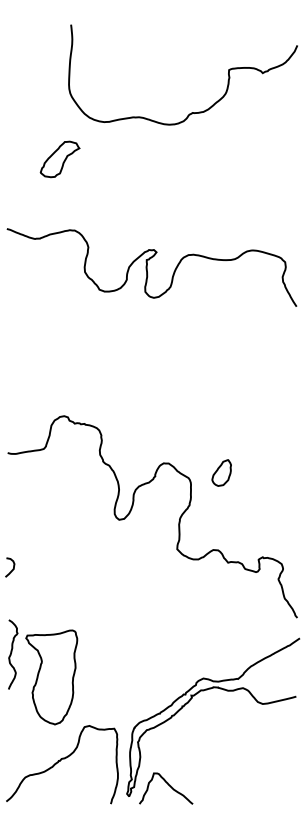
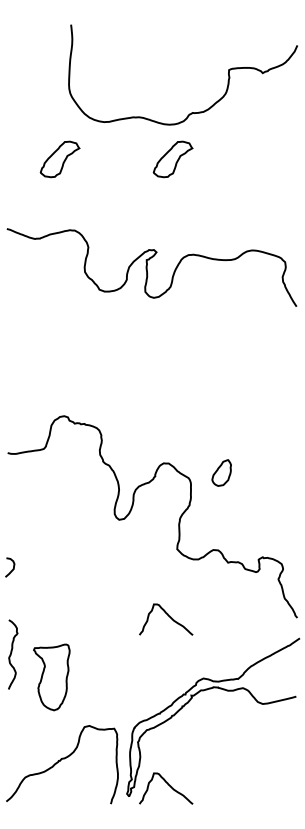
part: none -> present (172, 159)
curve: none -> present (168, 616)
part size: 54x97 px -> 38x69 px (51, 677)
